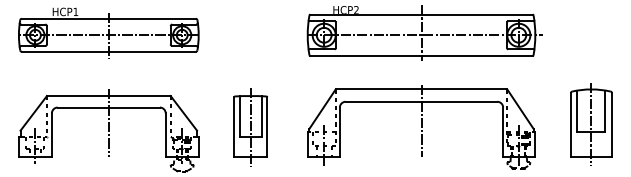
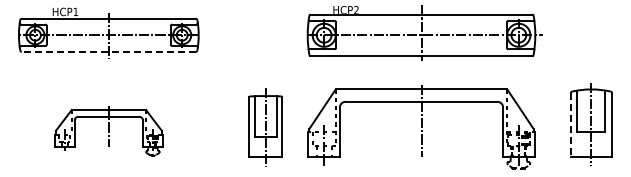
line: solid -> dashed (108, 51)
line: solid -> dashed (570, 125)
part position: (250, 127) -> (265, 127) (265, 127)
part size: 182x84 px -> 110x51 px (108, 131)
